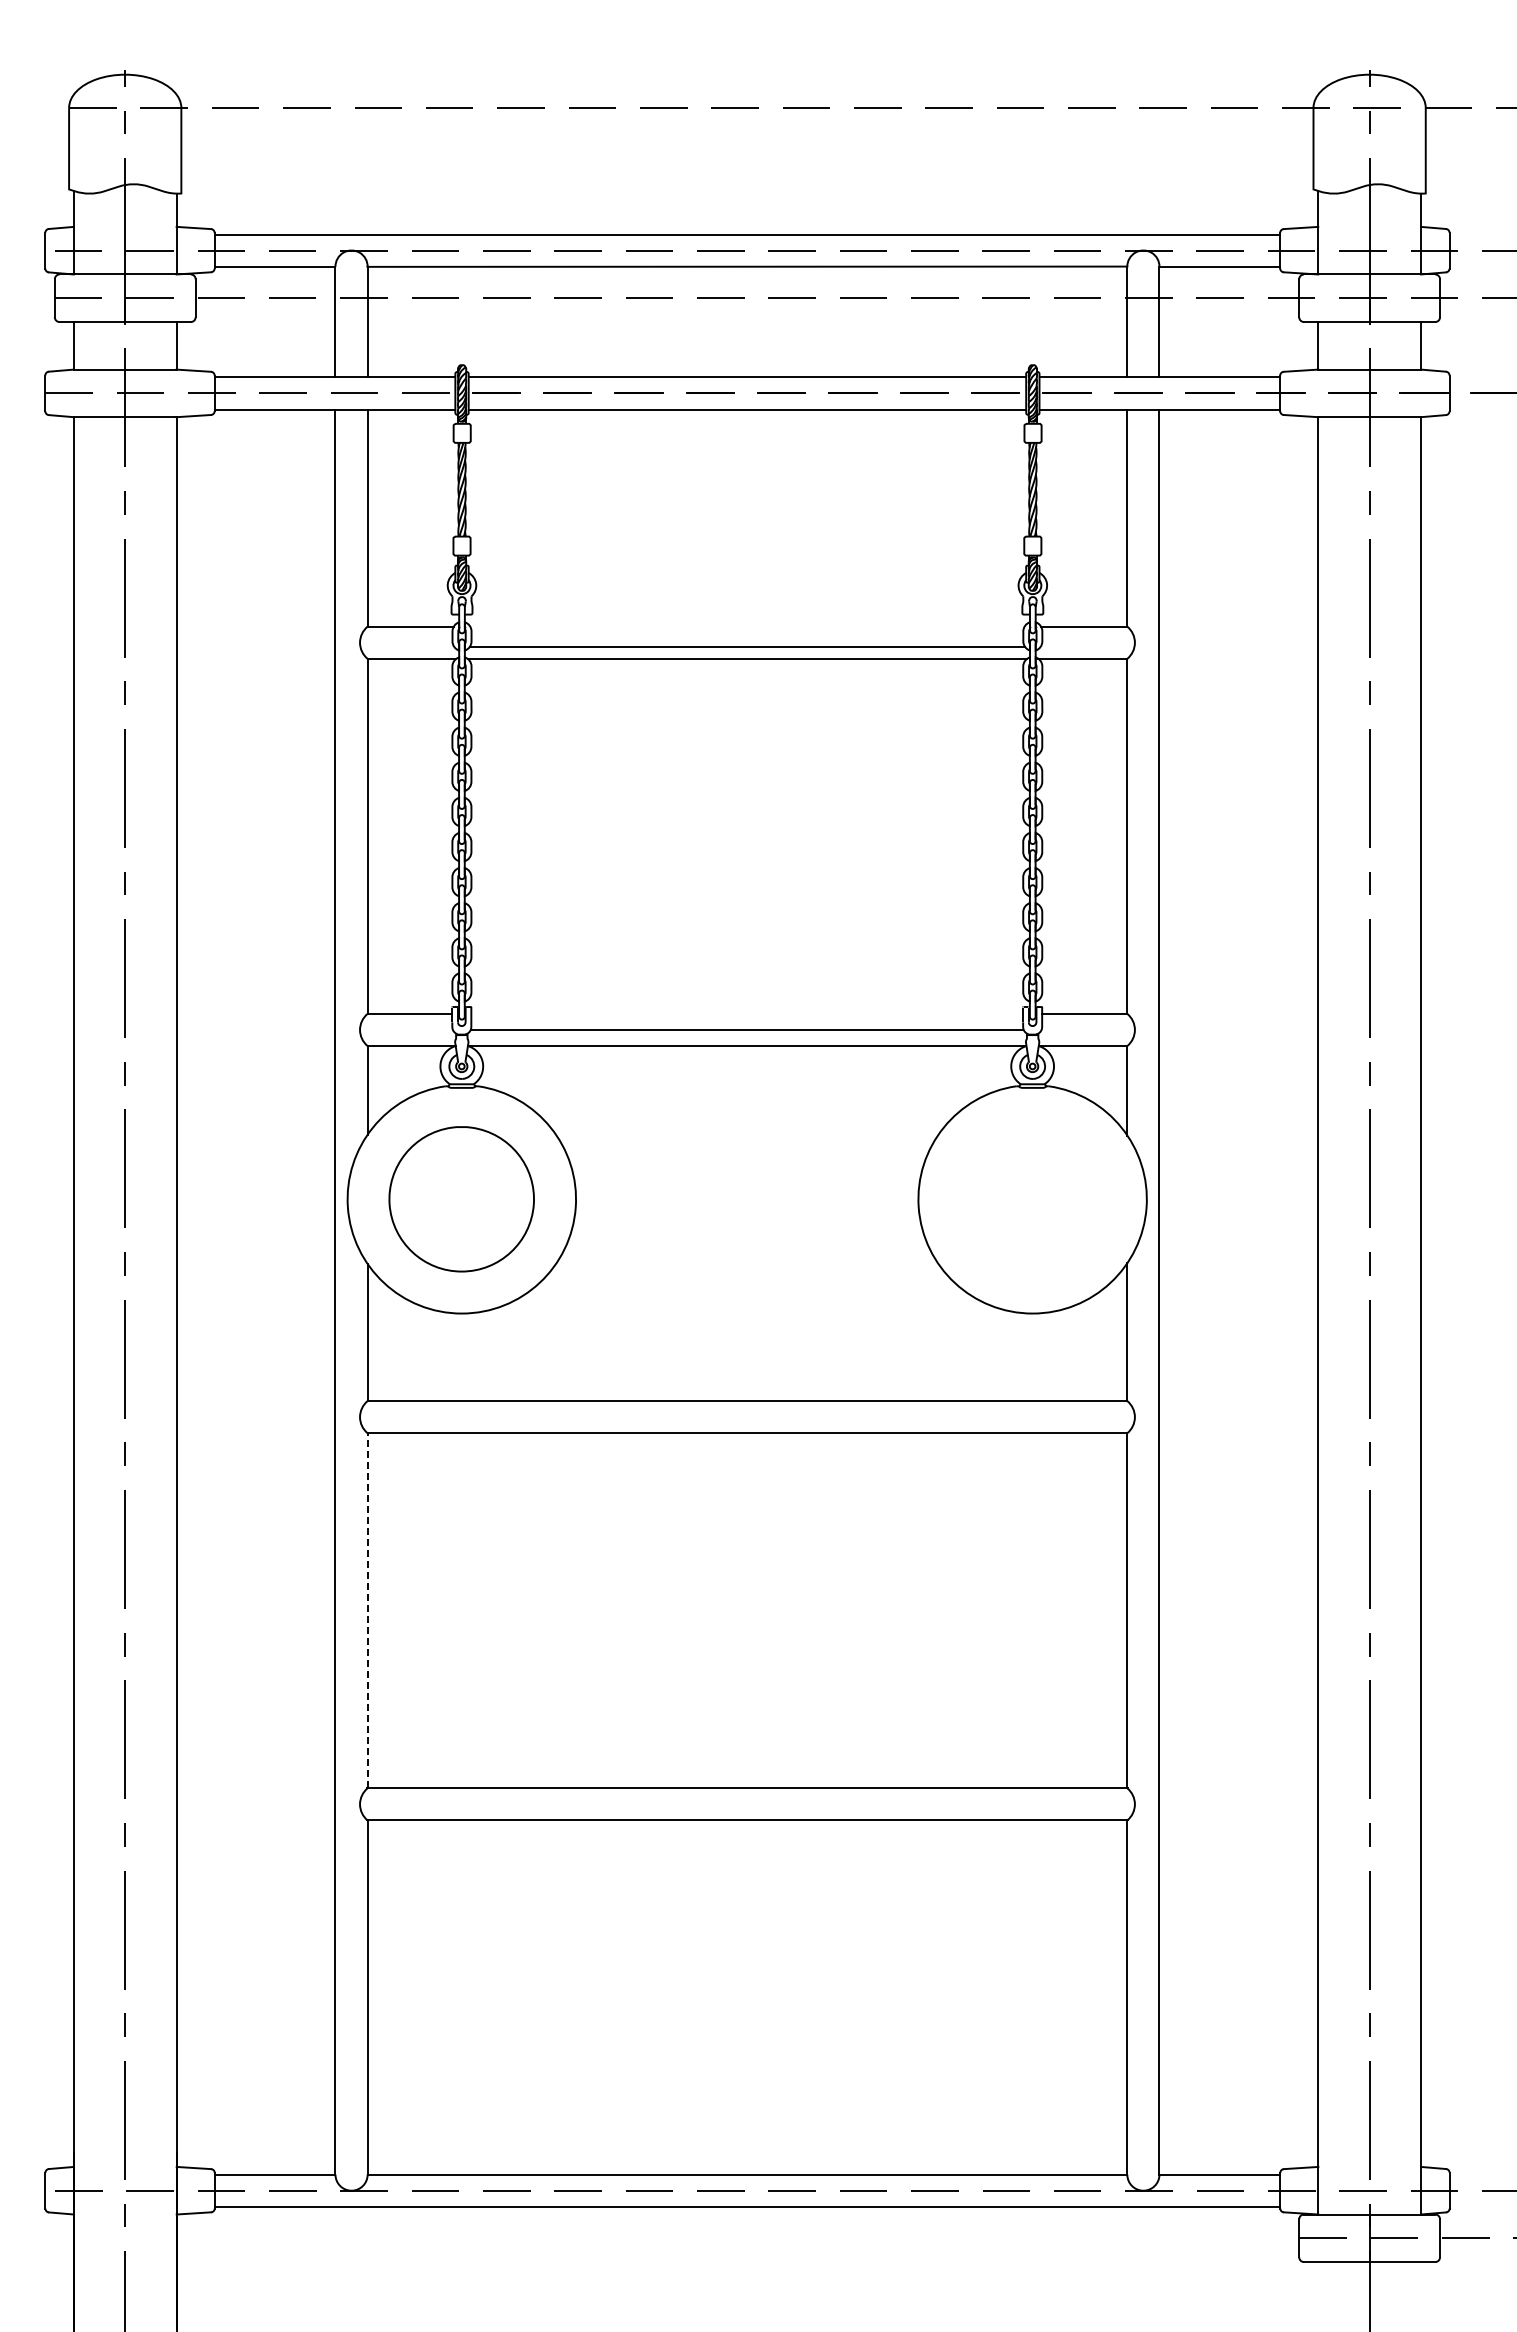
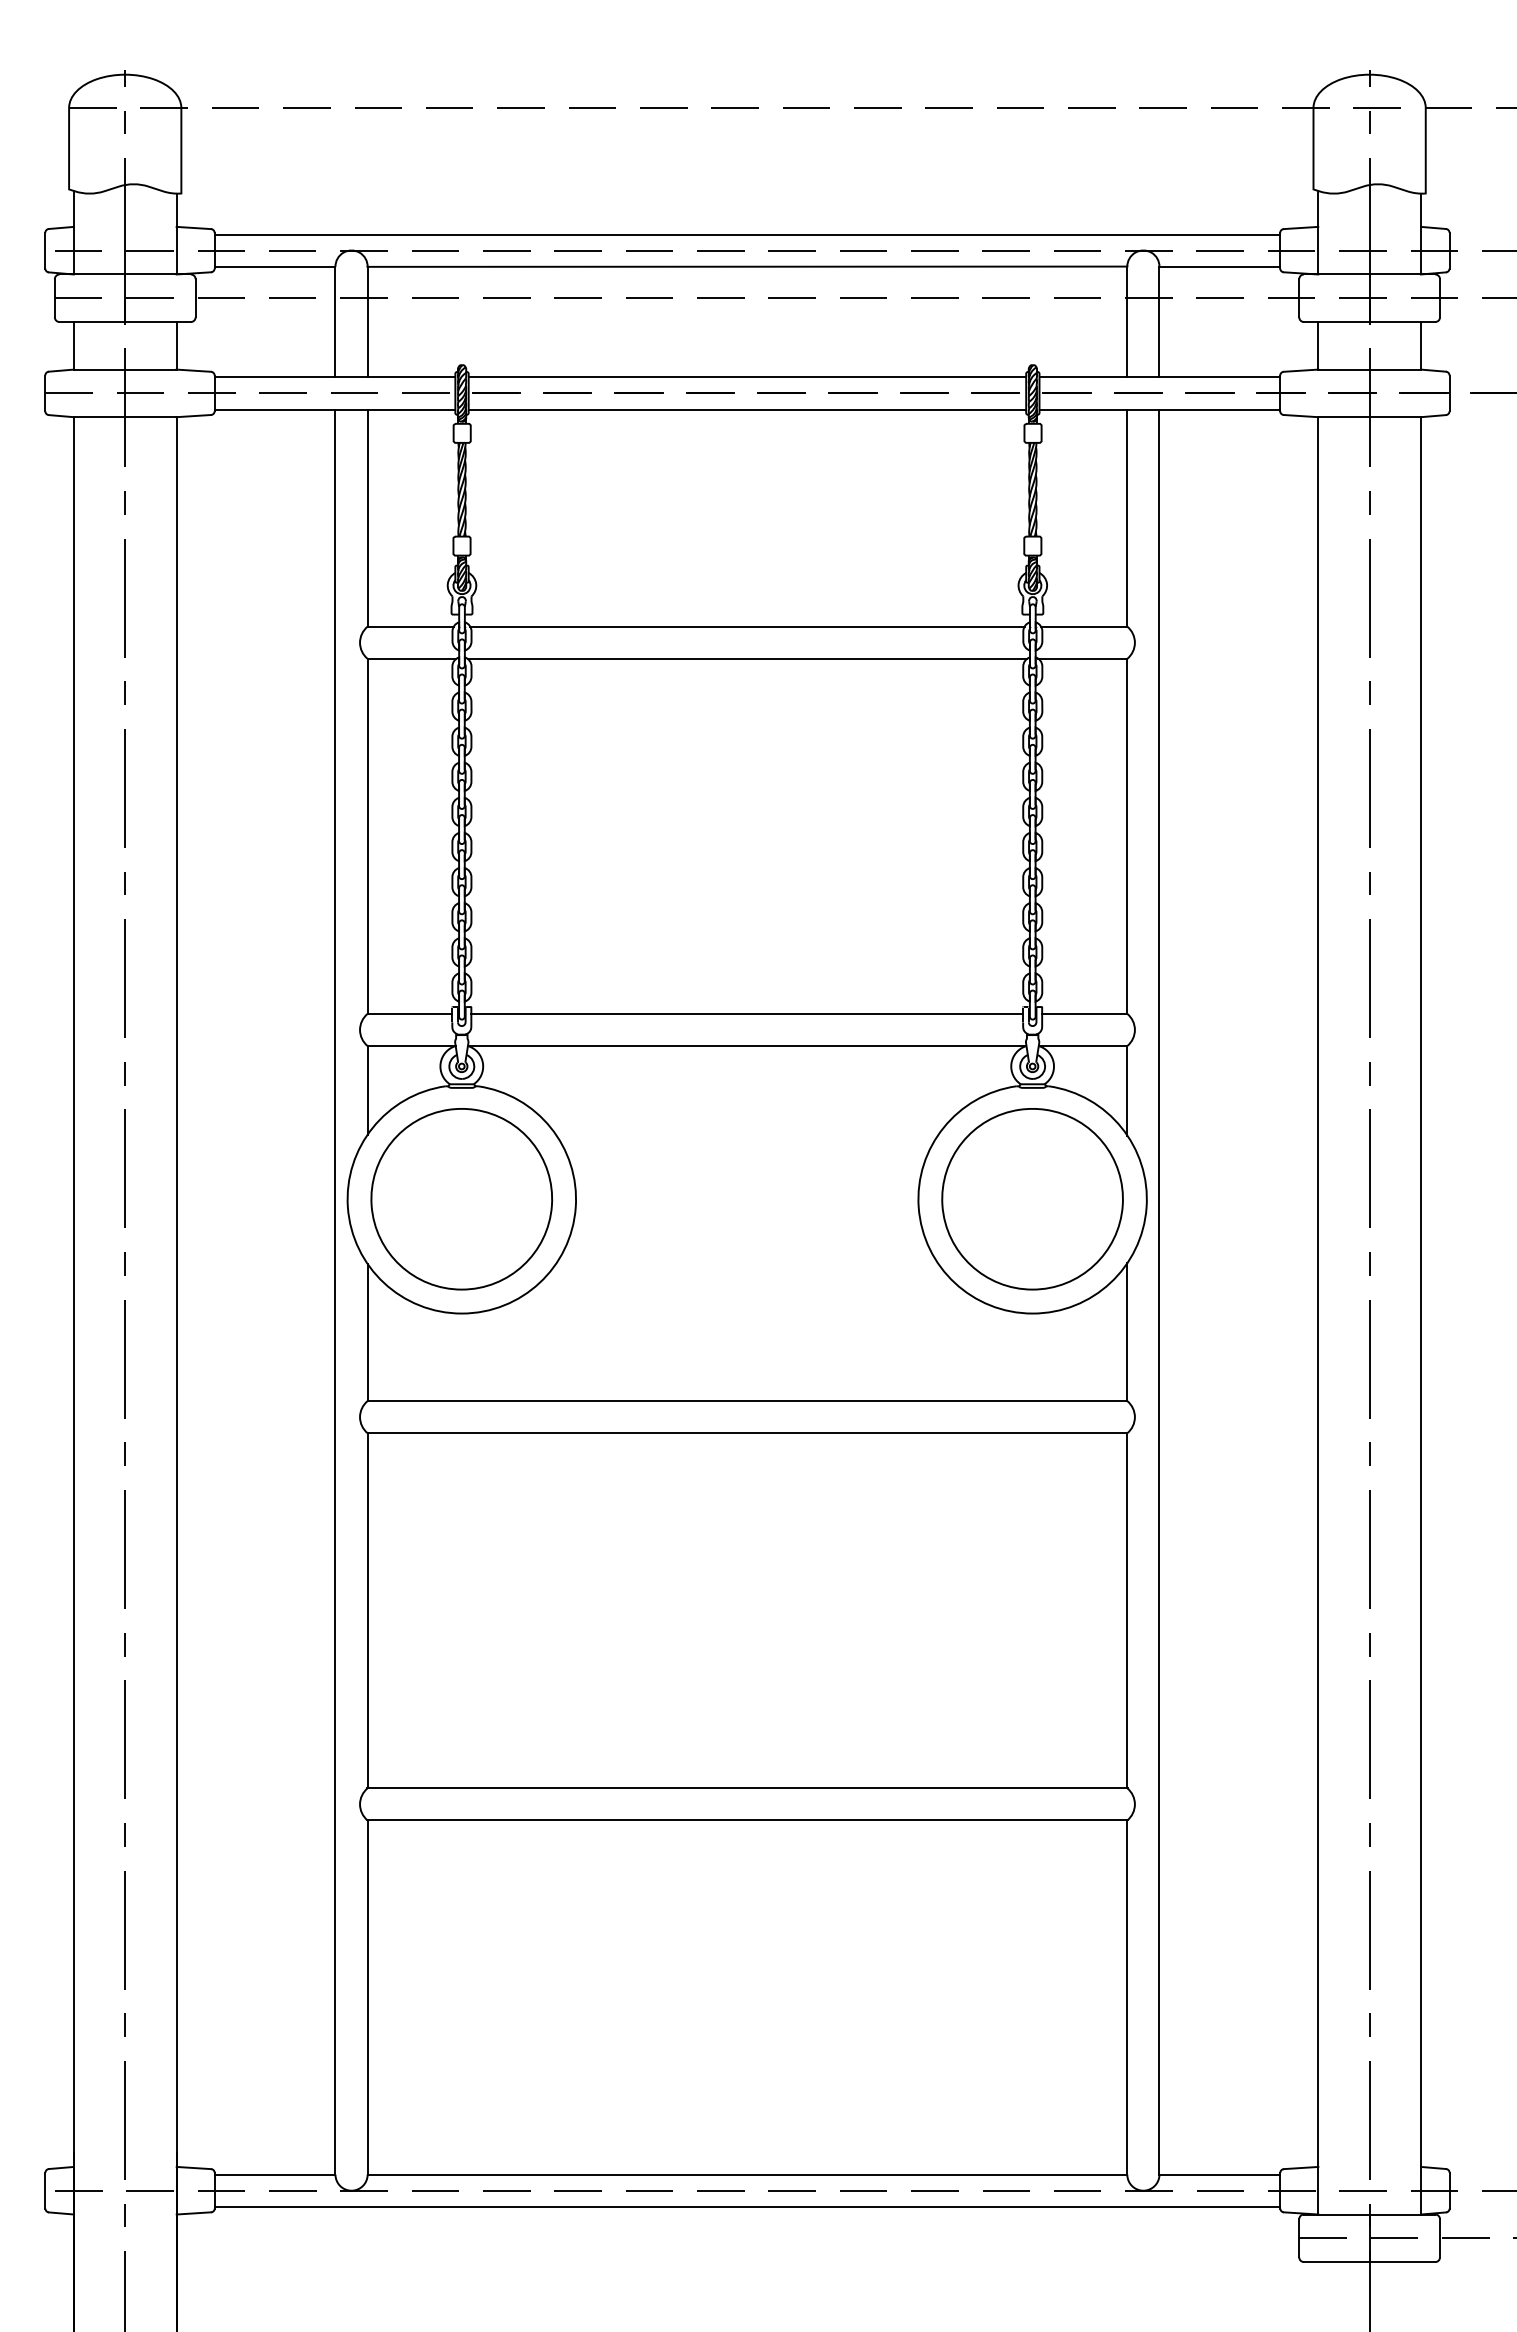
line position: (747, 646) -> (747, 626) (747, 626)
line position: (747, 1029) -> (747, 1013) (747, 1013)
part size: 147x147 px -> 183x183 px (461, 1199)
part: none -> present (1032, 1199)
line: dashed -> solid (367, 1610)
